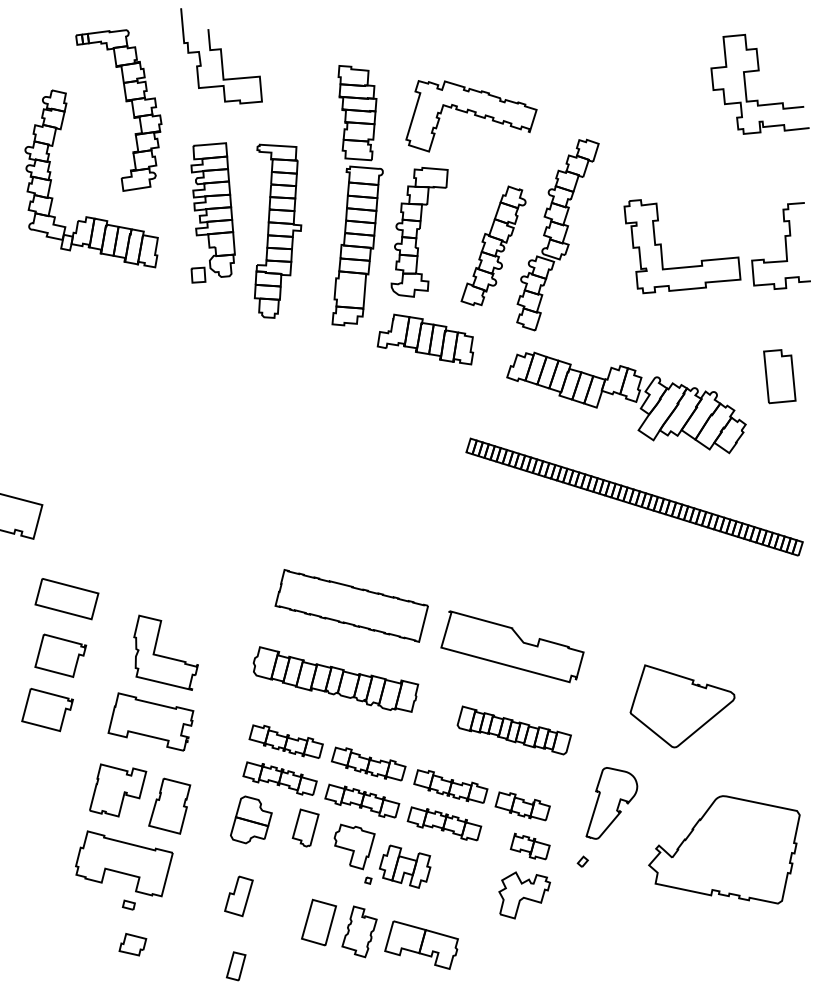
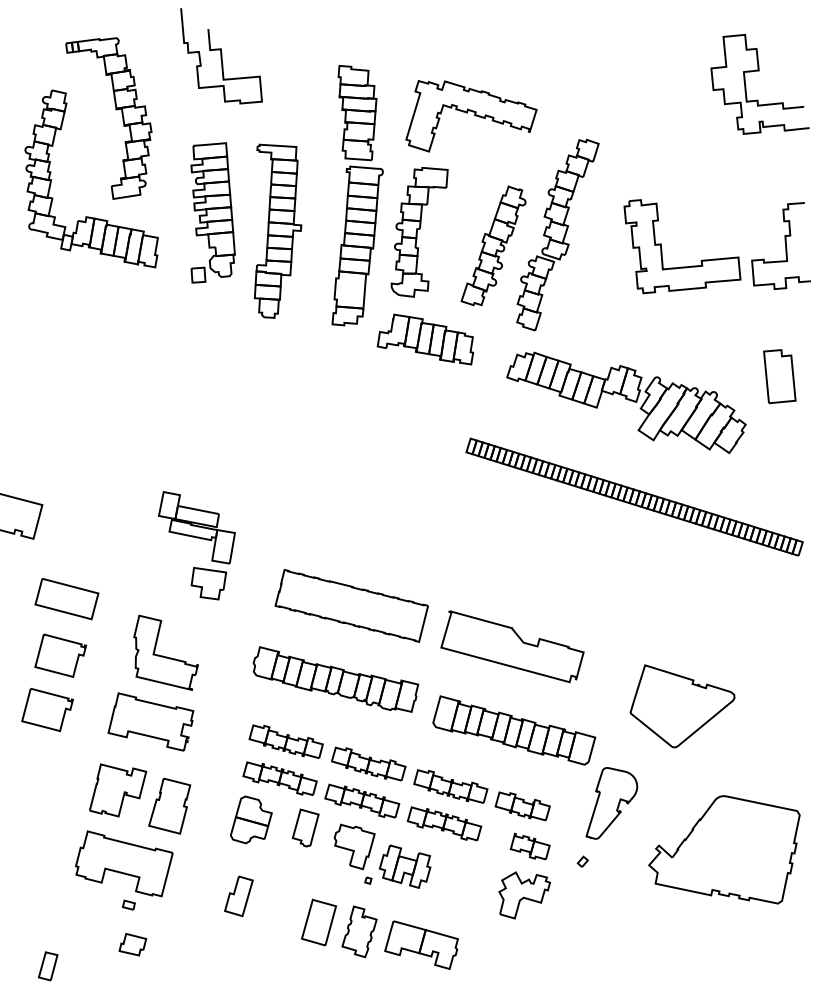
part position: (125, 102) -> (115, 110) (115, 110)
part: none -> present (196, 538)
part size: 116x51 px -> 165x71 px (514, 730)
part position: (235, 966) -> (47, 966) (47, 966)
